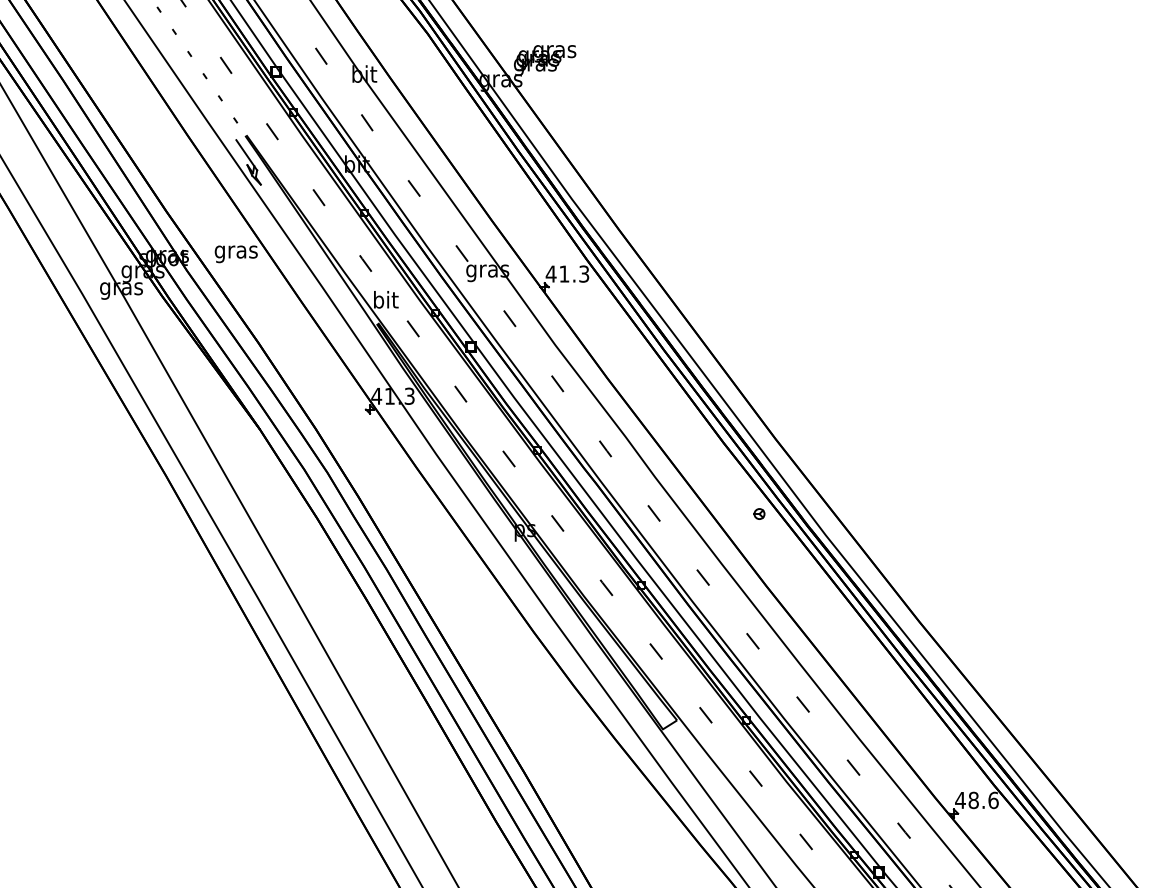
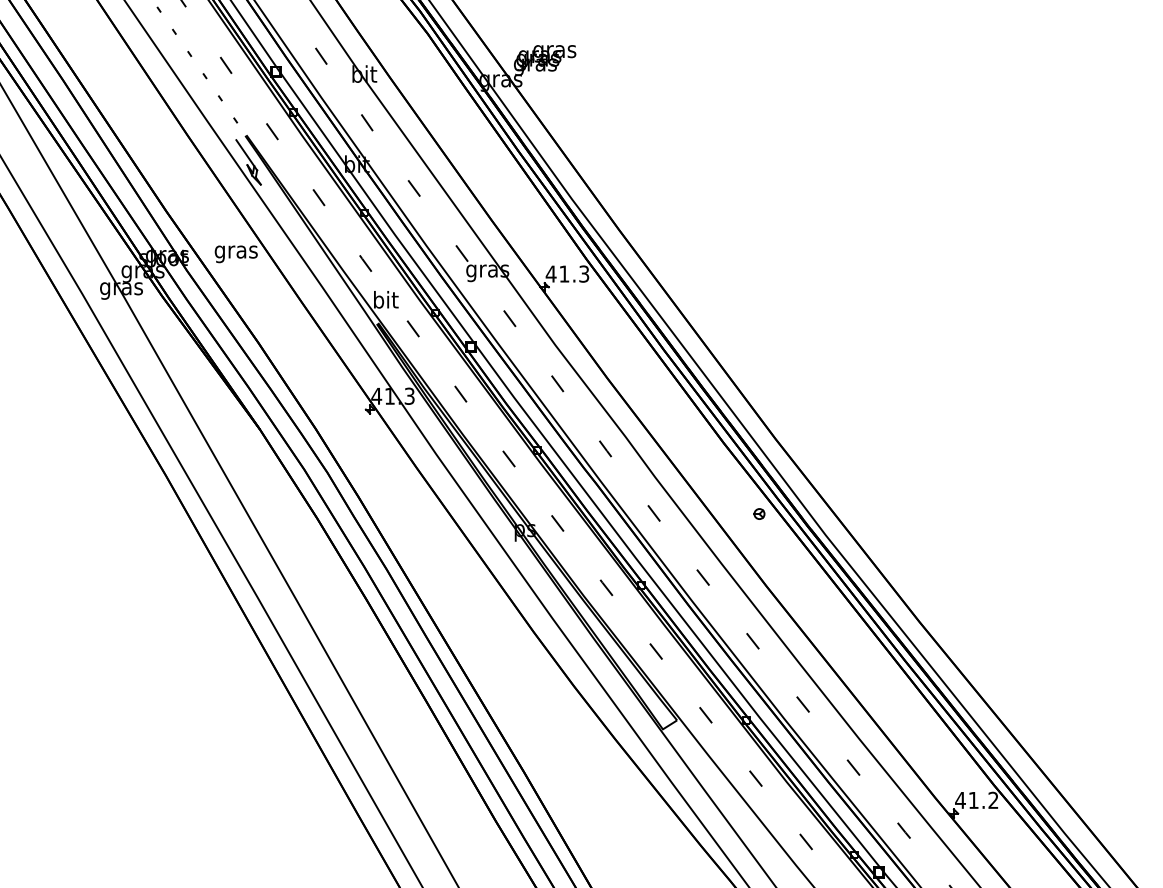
text: 48.6 -> 41.2 (983, 800)
